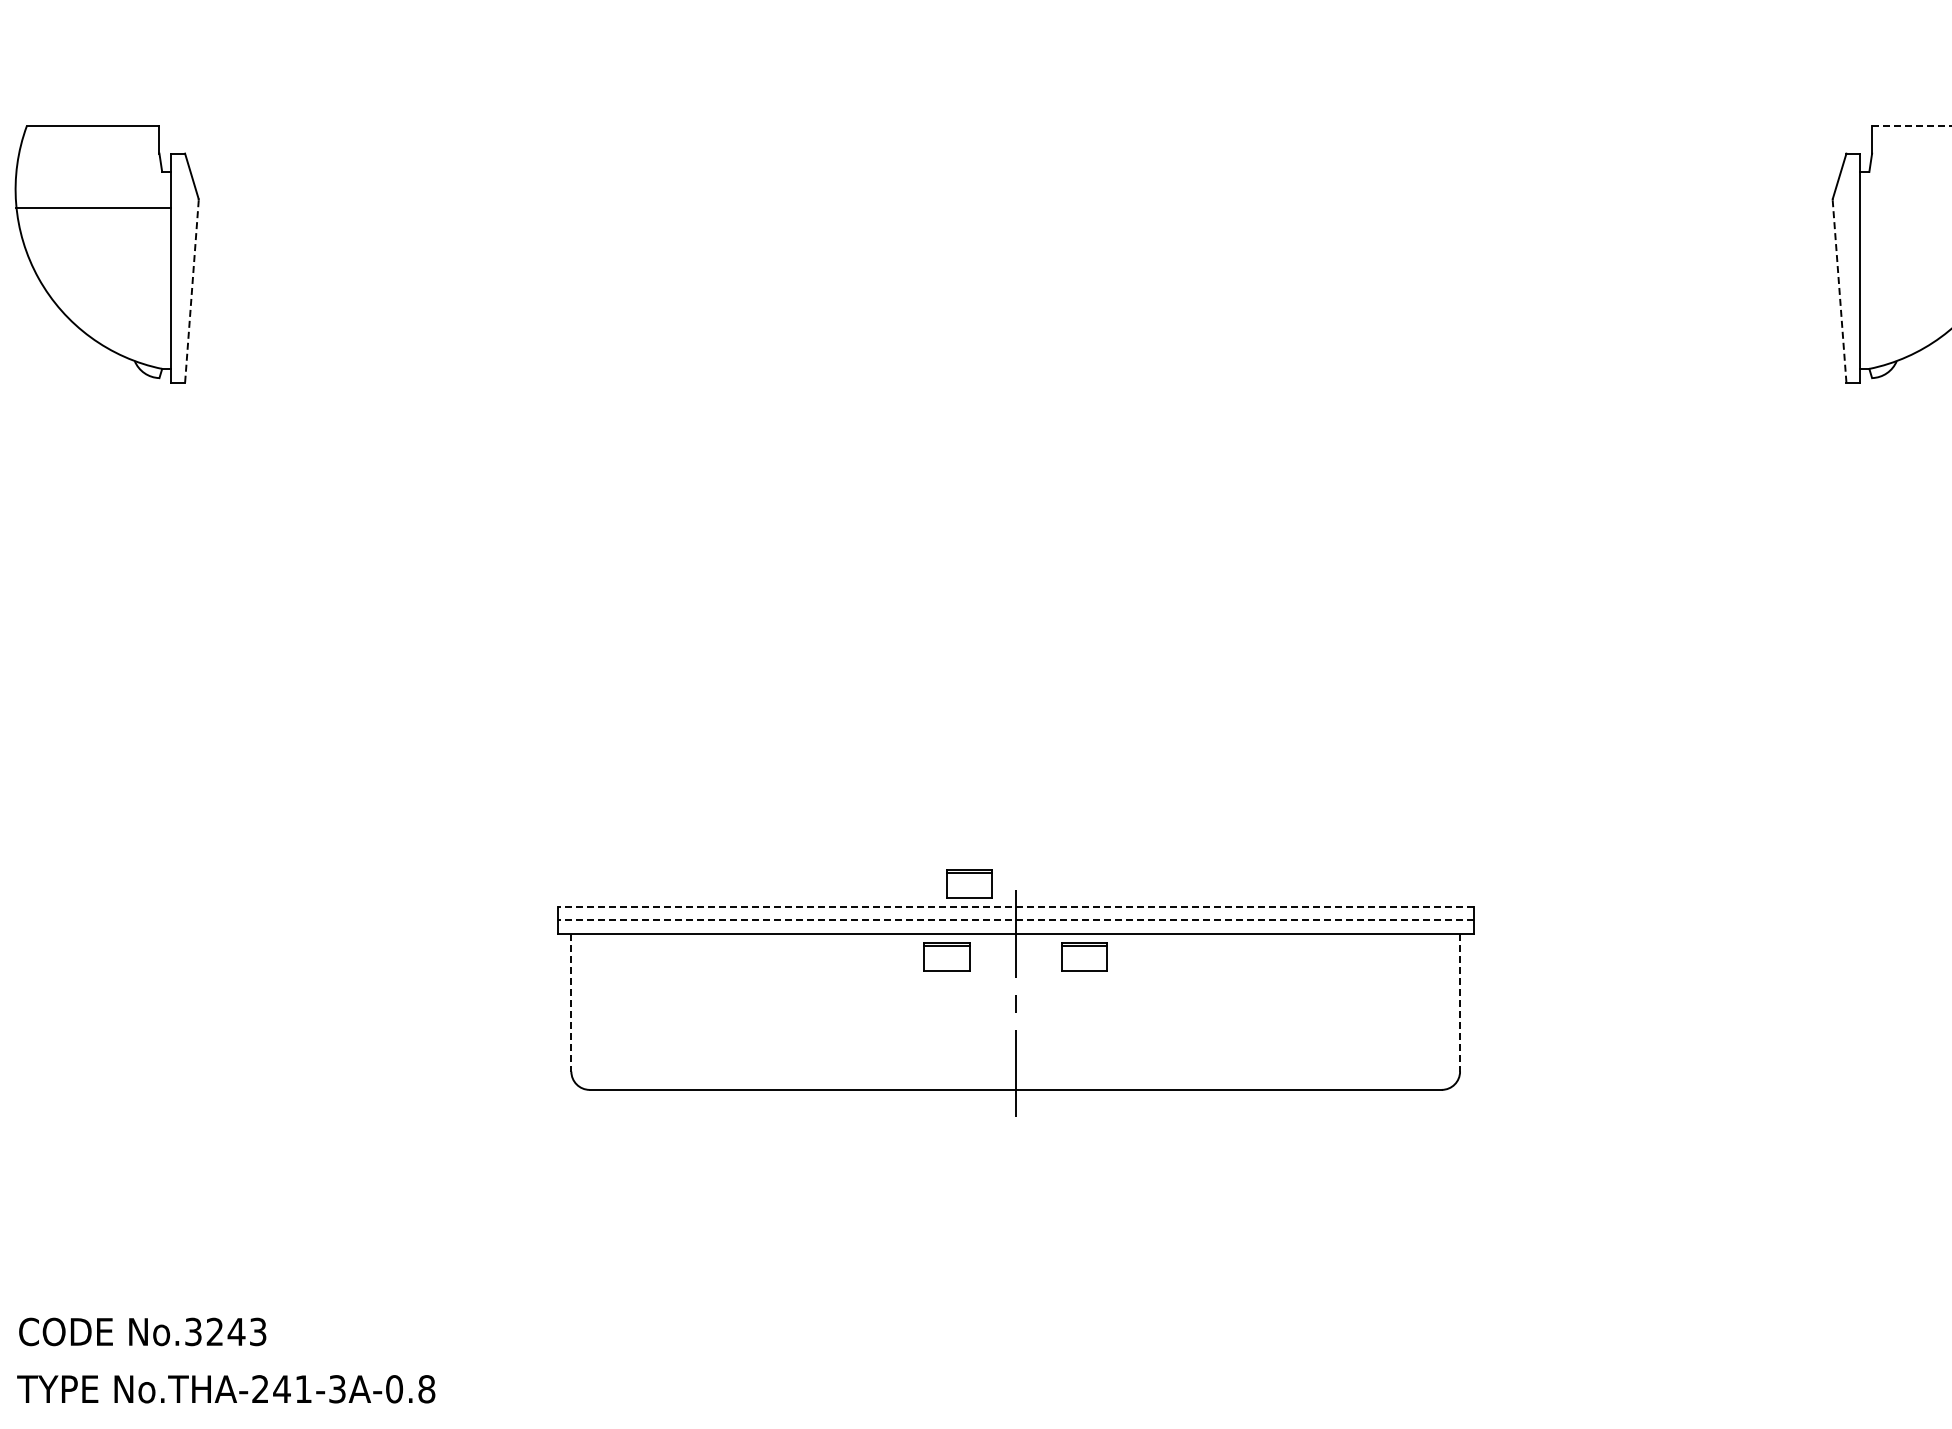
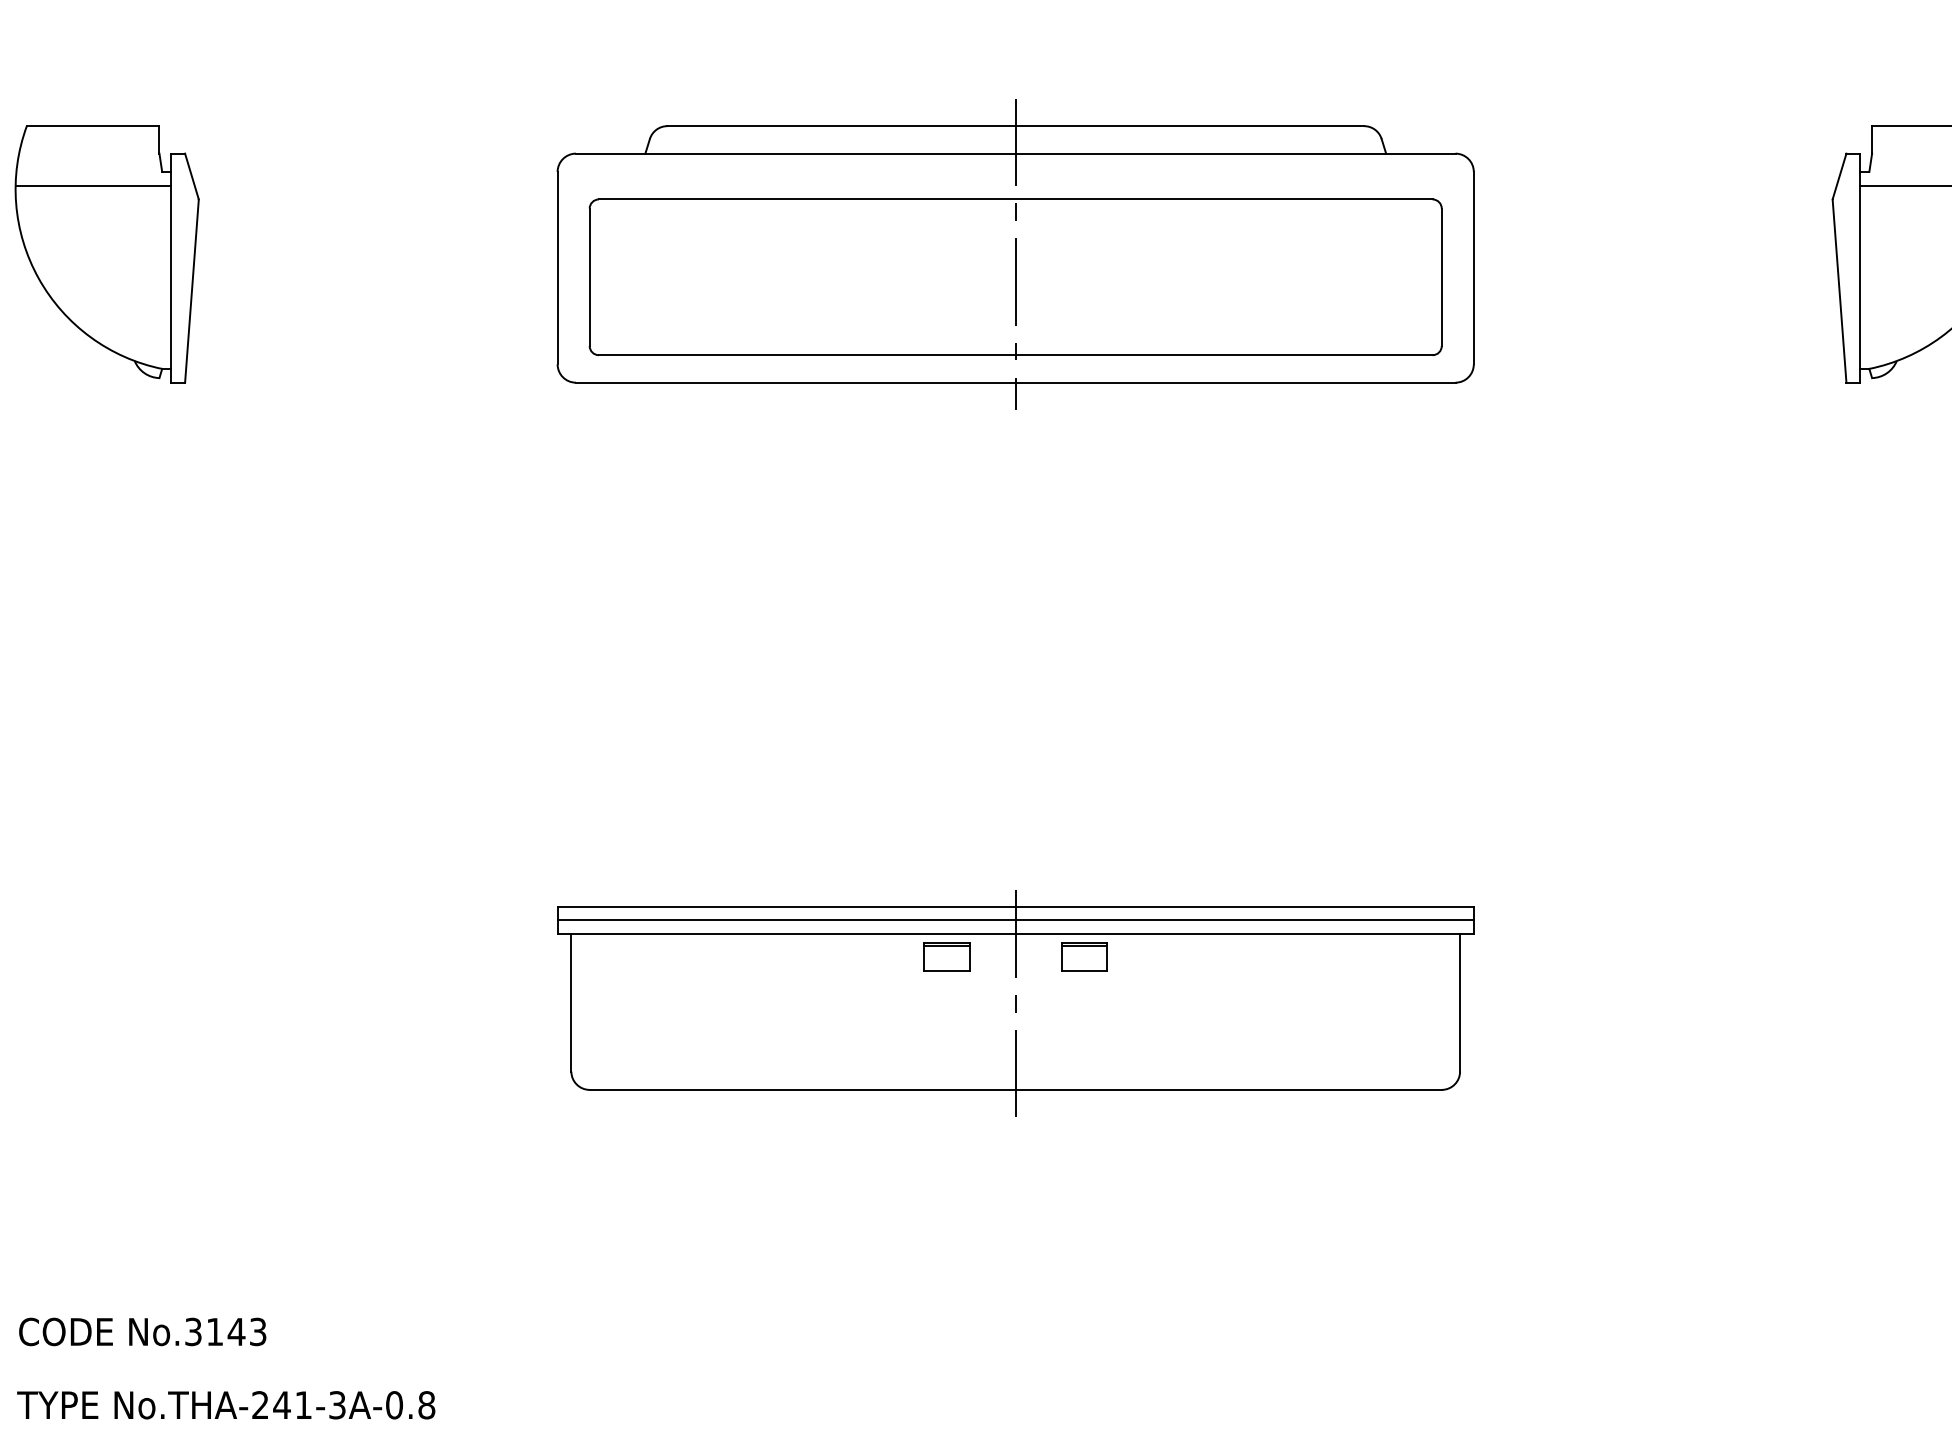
line: dashed -> solid (1911, 126)
line: none -> present (1904, 185)
line position: (93, 207) -> (93, 185) (93, 185)
part: none -> present (1015, 254)
line: dashed -> solid (191, 290)
line: dashed -> solid (1839, 290)
part: present -> none (969, 883)
line: dashed -> solid (1015, 906)
line: dashed -> solid (1015, 920)
line: dashed -> solid (571, 1002)
line: dashed -> solid (1460, 1002)
text: No.3243 -> No.3143 (214, 1331)
text position: (226, 1389) -> (226, 1405) (226, 1405)
